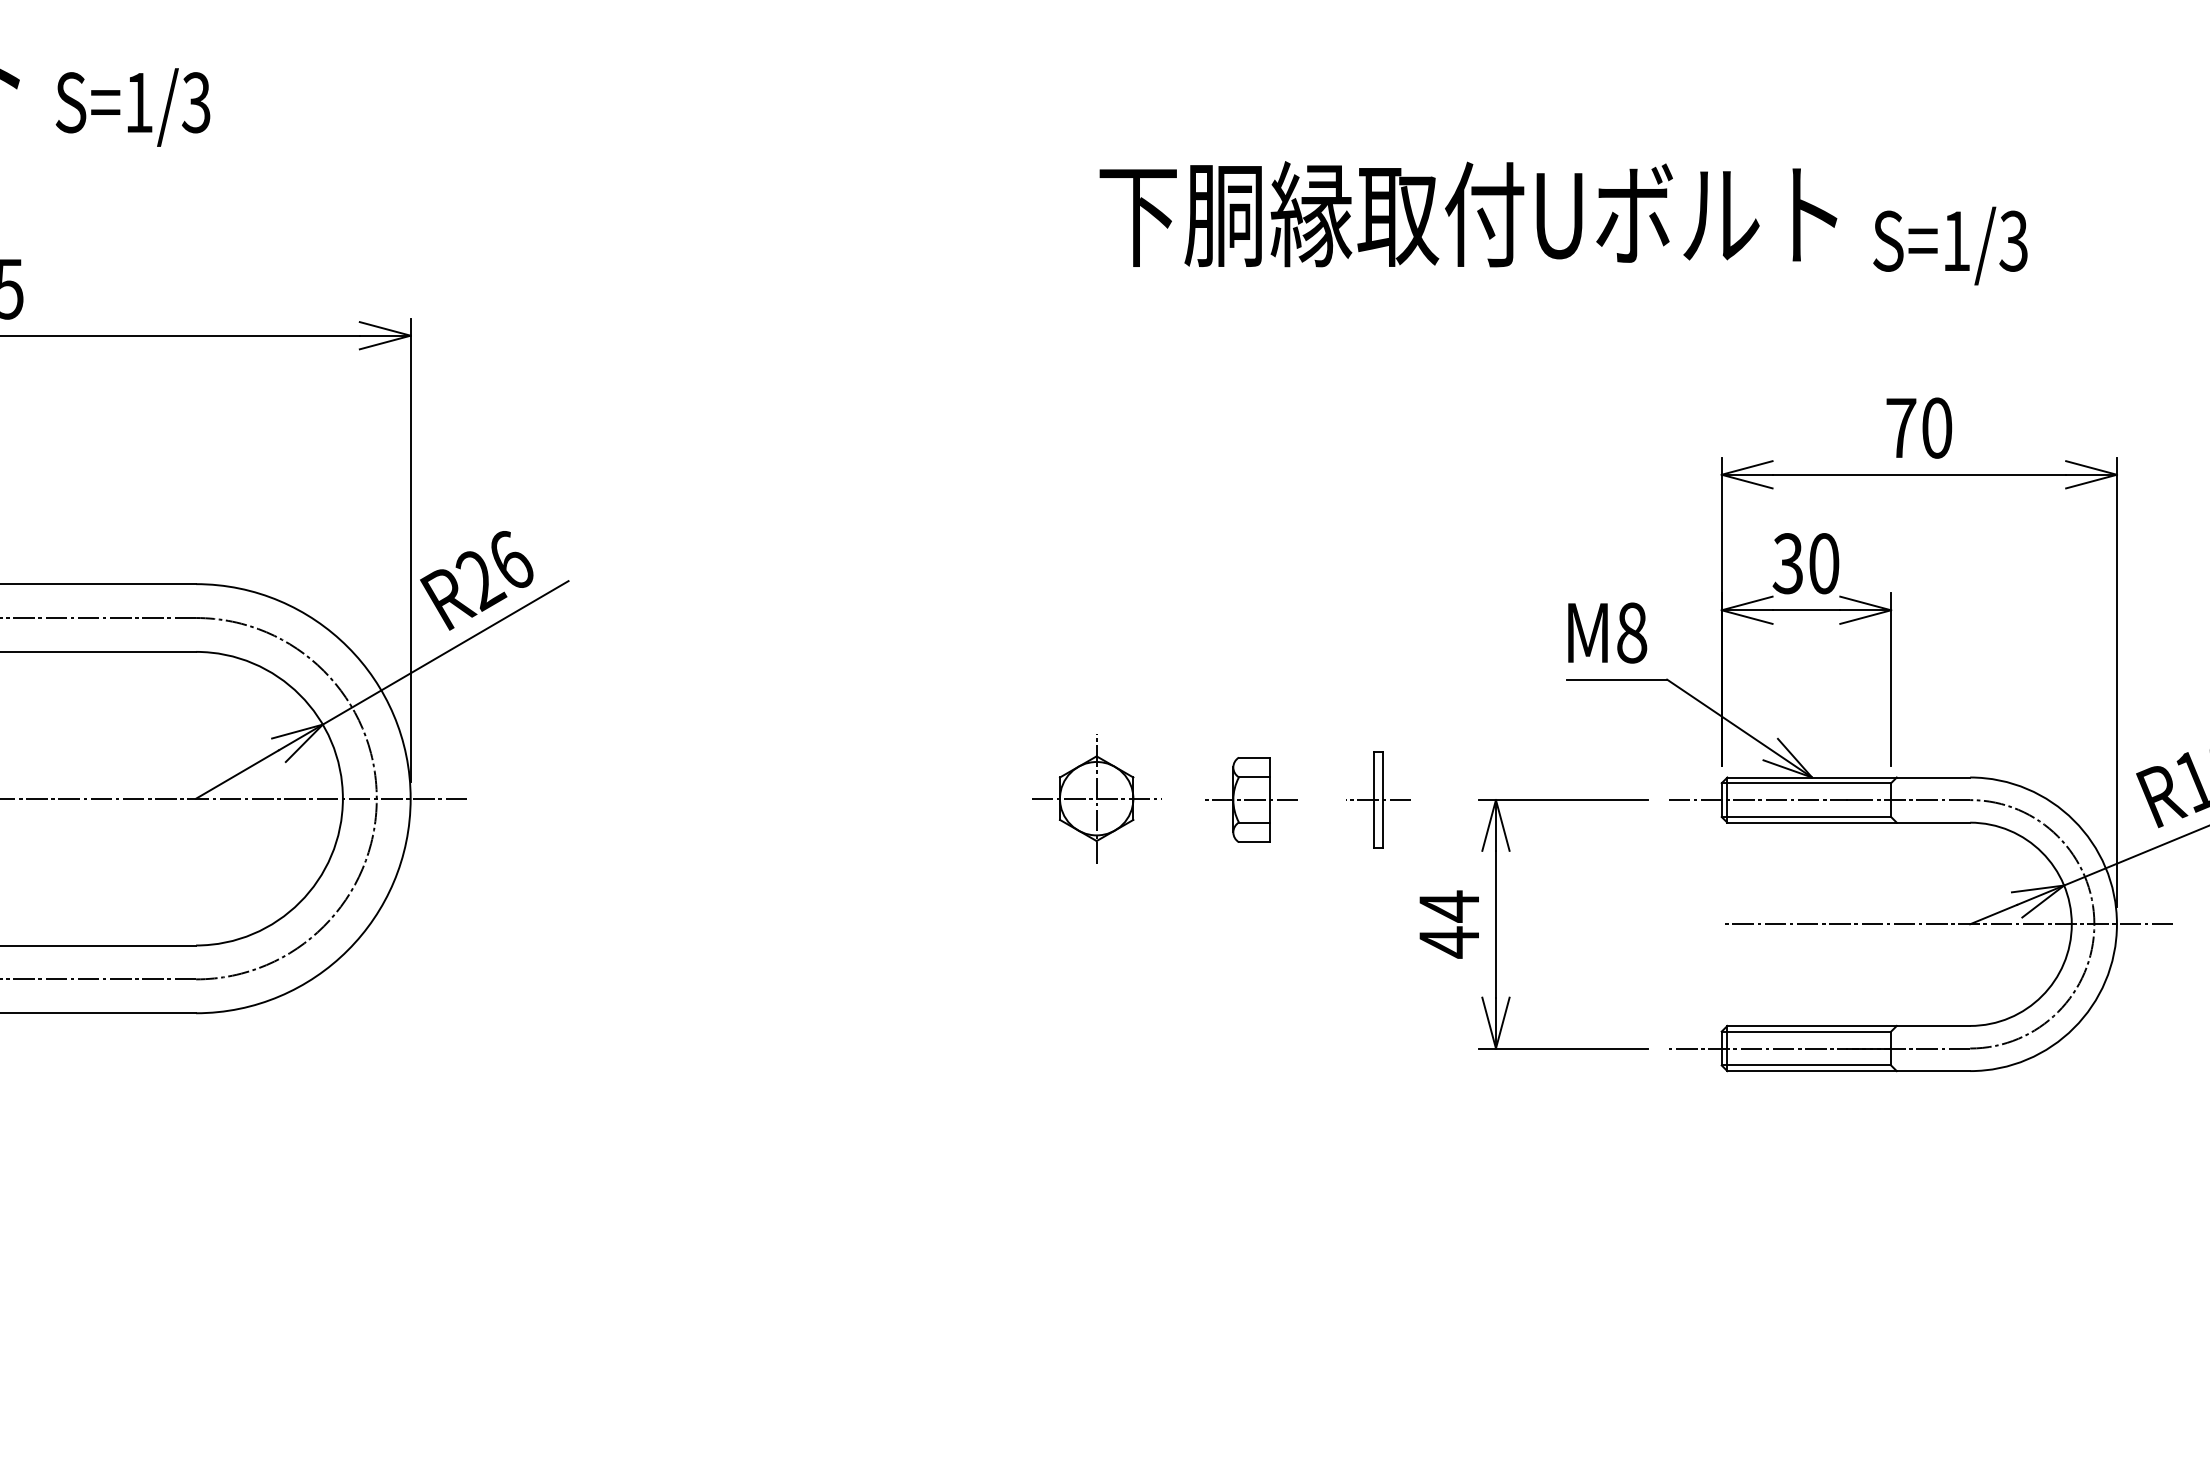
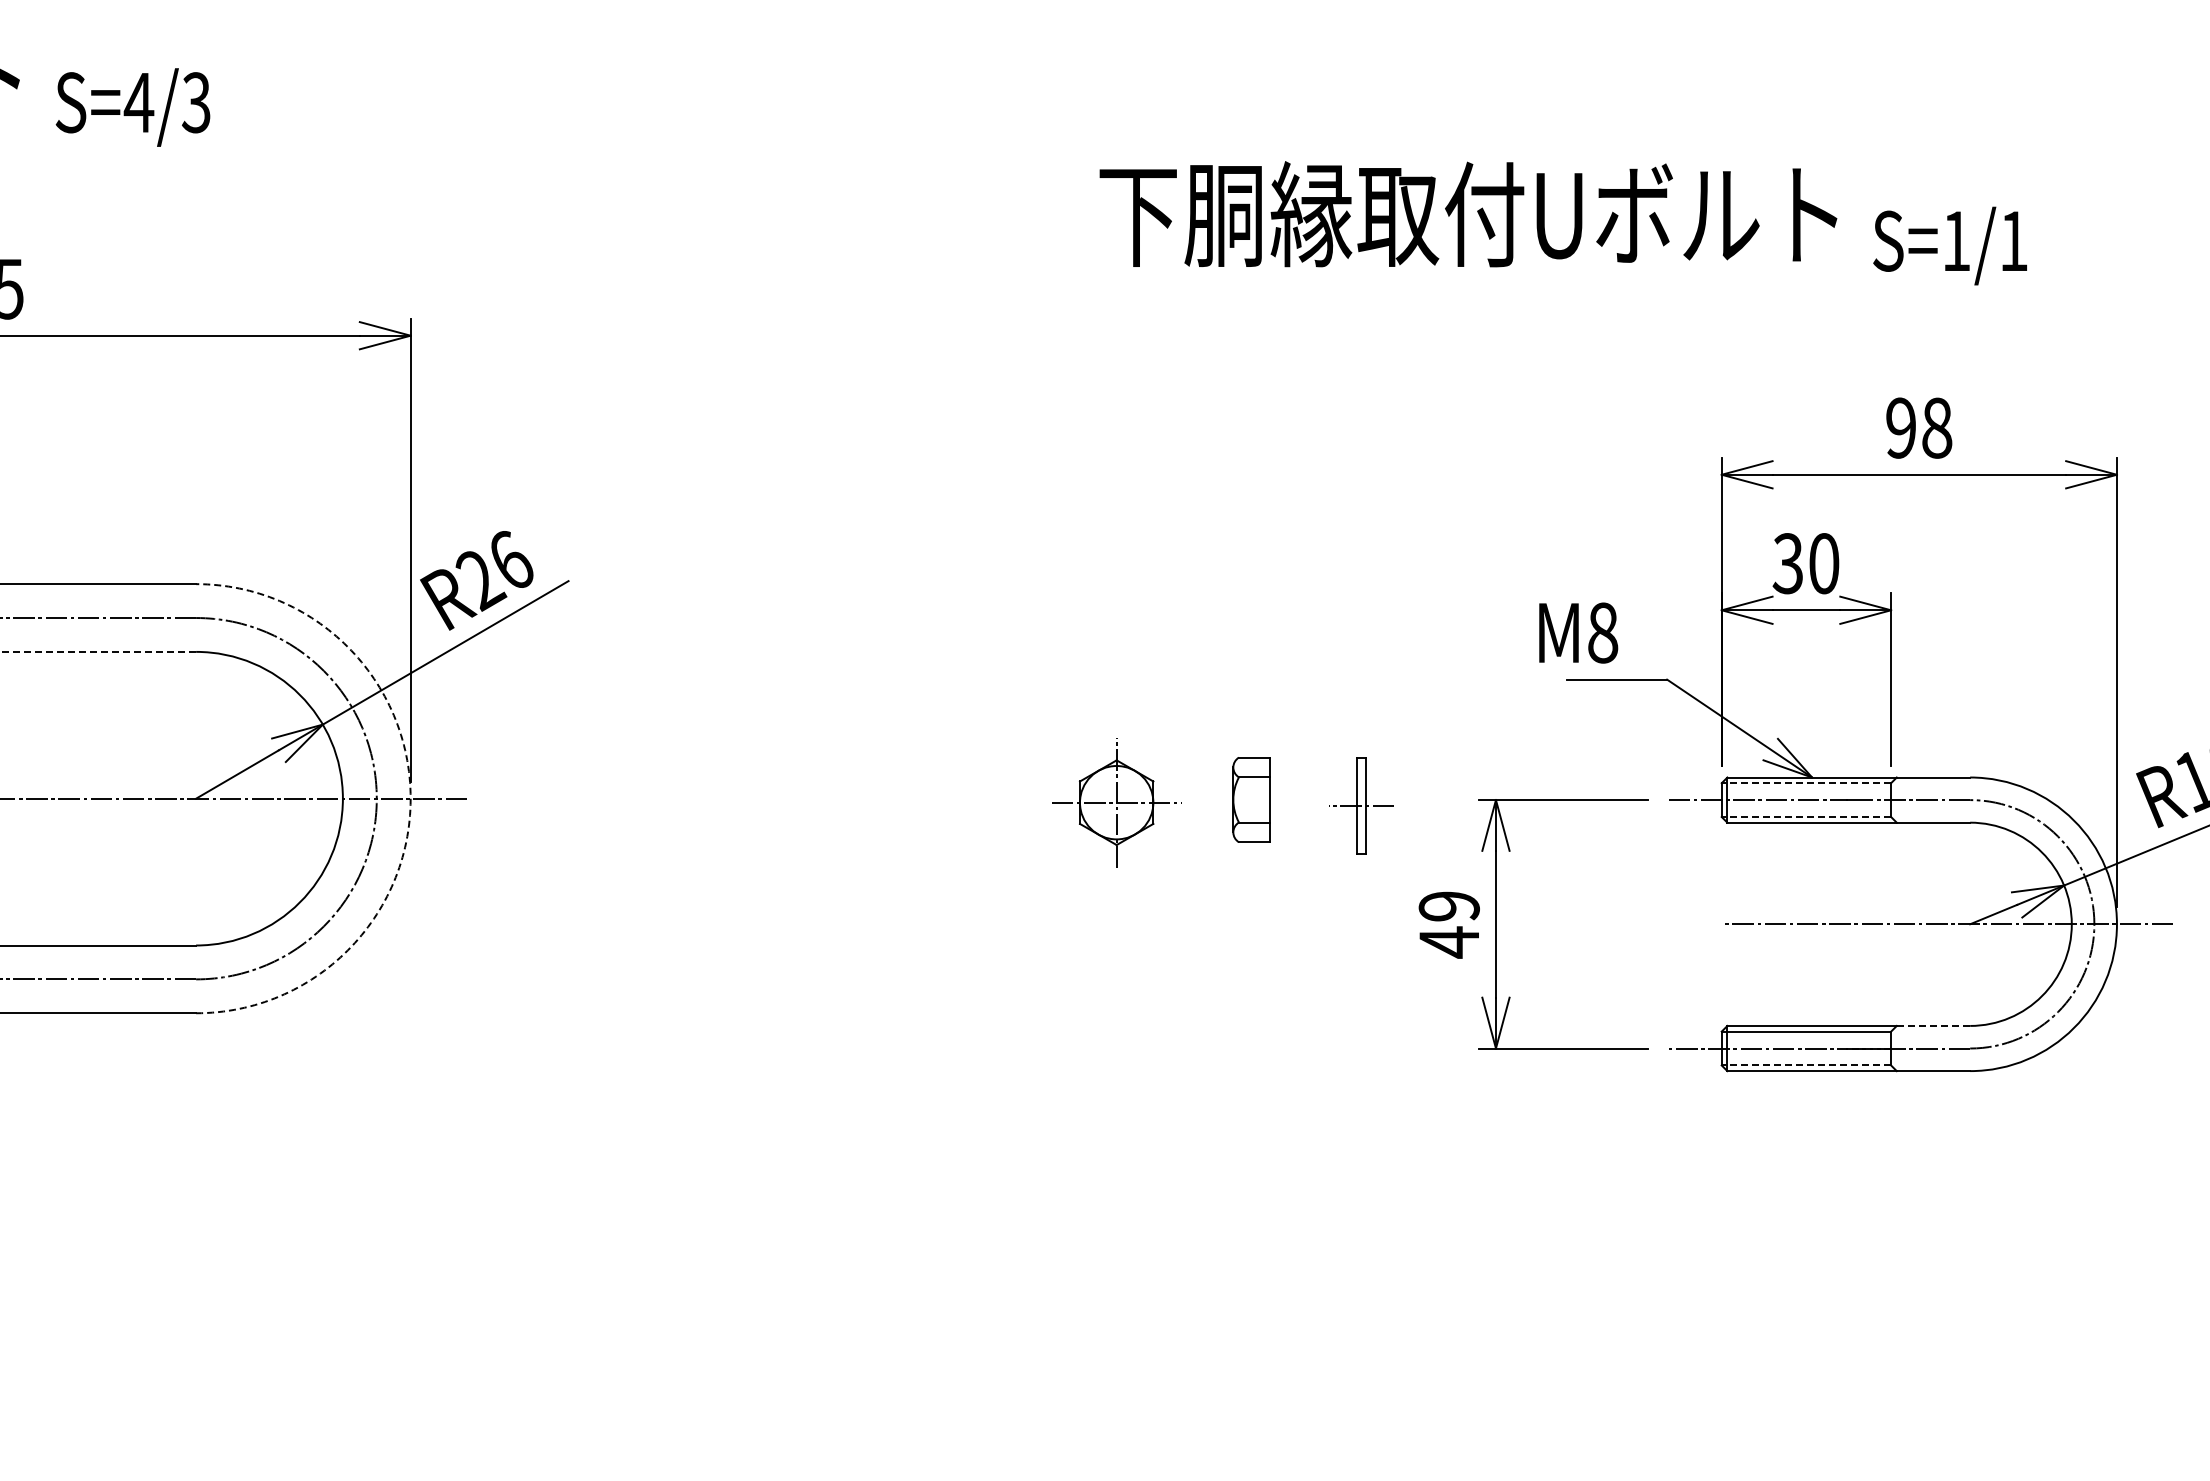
text: S=1/3 -> S=4/3 (138, 102)
text: S=1/3 -> S=1/1 (2013, 240)
text: 70 -> 98 (1919, 427)
text position: (1607, 632) -> (1578, 632) (1578, 632)
line: solid -> dashed (98, 651)
line: solid -> dashed (1806, 783)
arc: solid -> dashed (410, 798)
part position: (1096, 798) -> (1116, 802) (1116, 802)
part position: (1378, 799) -> (1361, 805) (1361, 805)
line: present -> none (1251, 800)
line: solid -> dashed (1806, 817)
text: 44 -> 49 (1448, 906)
line: solid -> dashed (1933, 1025)
line: solid -> dashed (1806, 1065)
